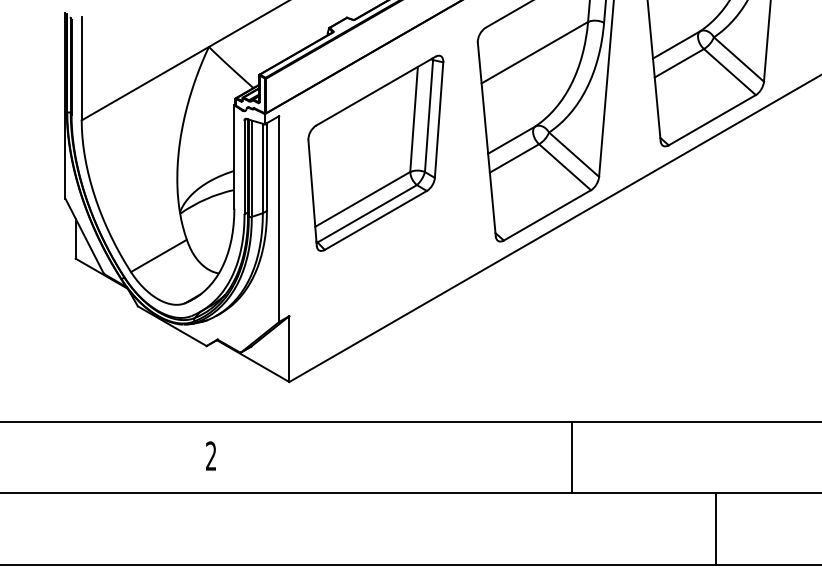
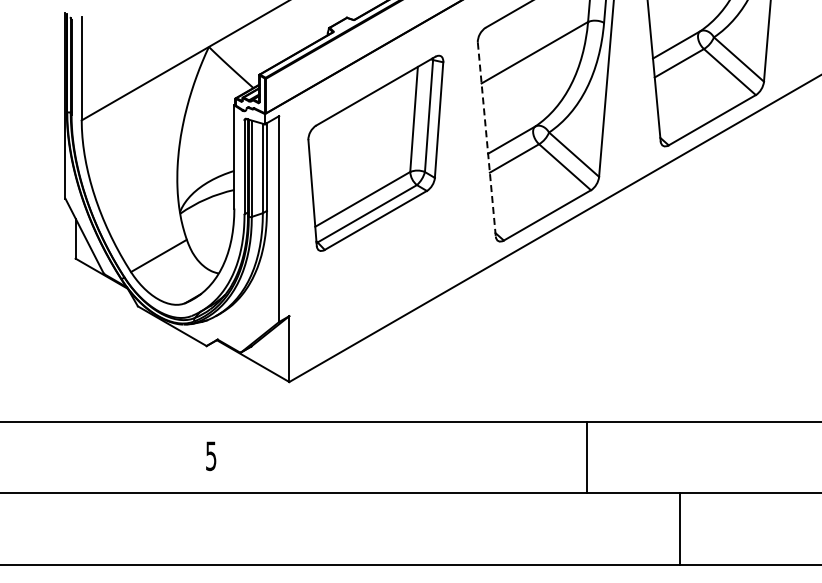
line: solid -> dashed (486, 140)
text: 2 -> 5 (211, 456)
line position: (572, 457) -> (587, 457) (587, 457)
line position: (716, 529) -> (680, 529) (680, 529)
